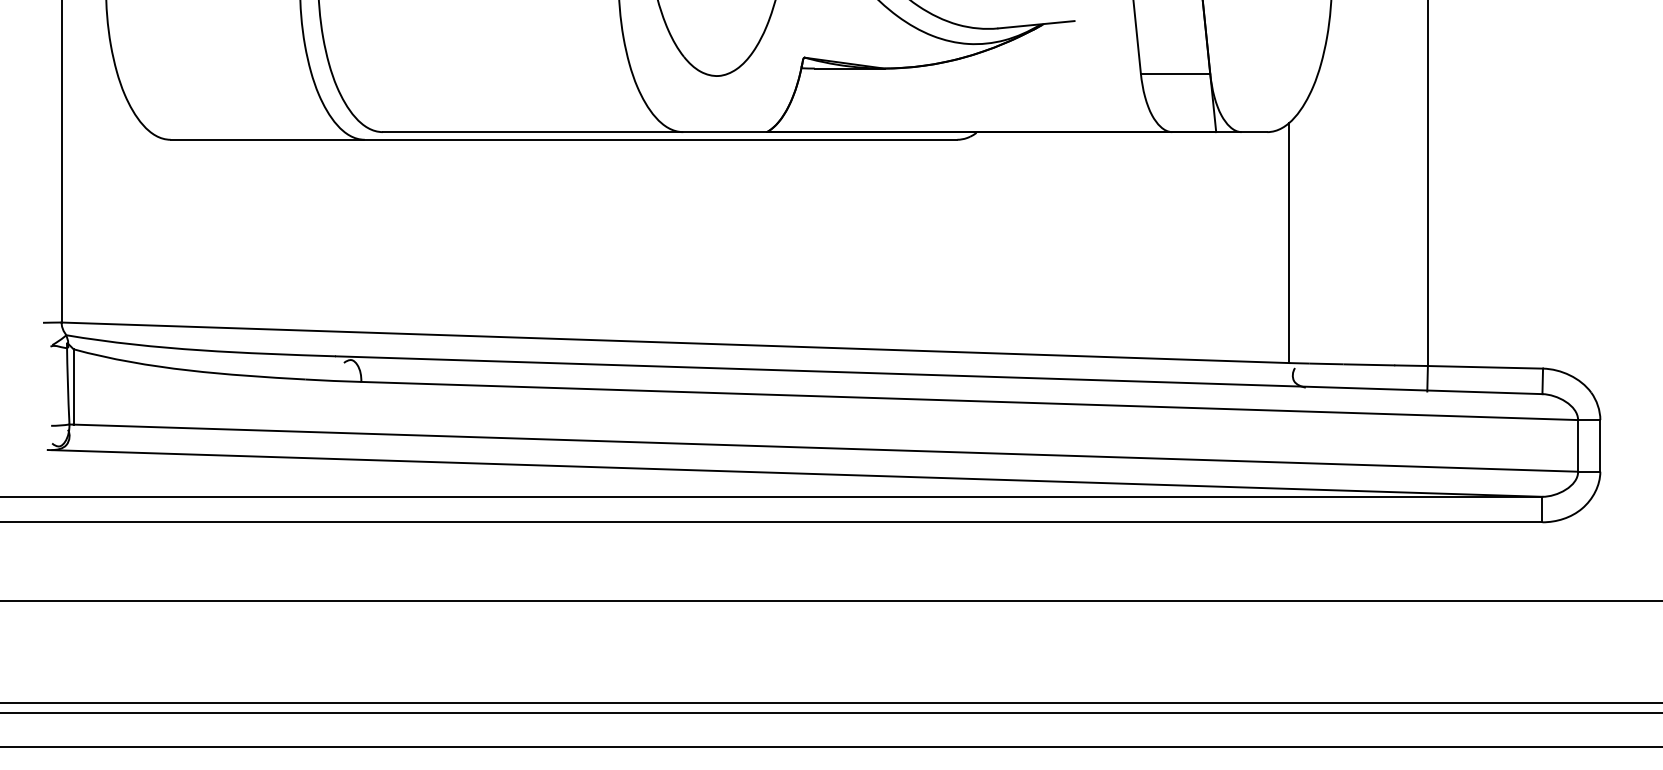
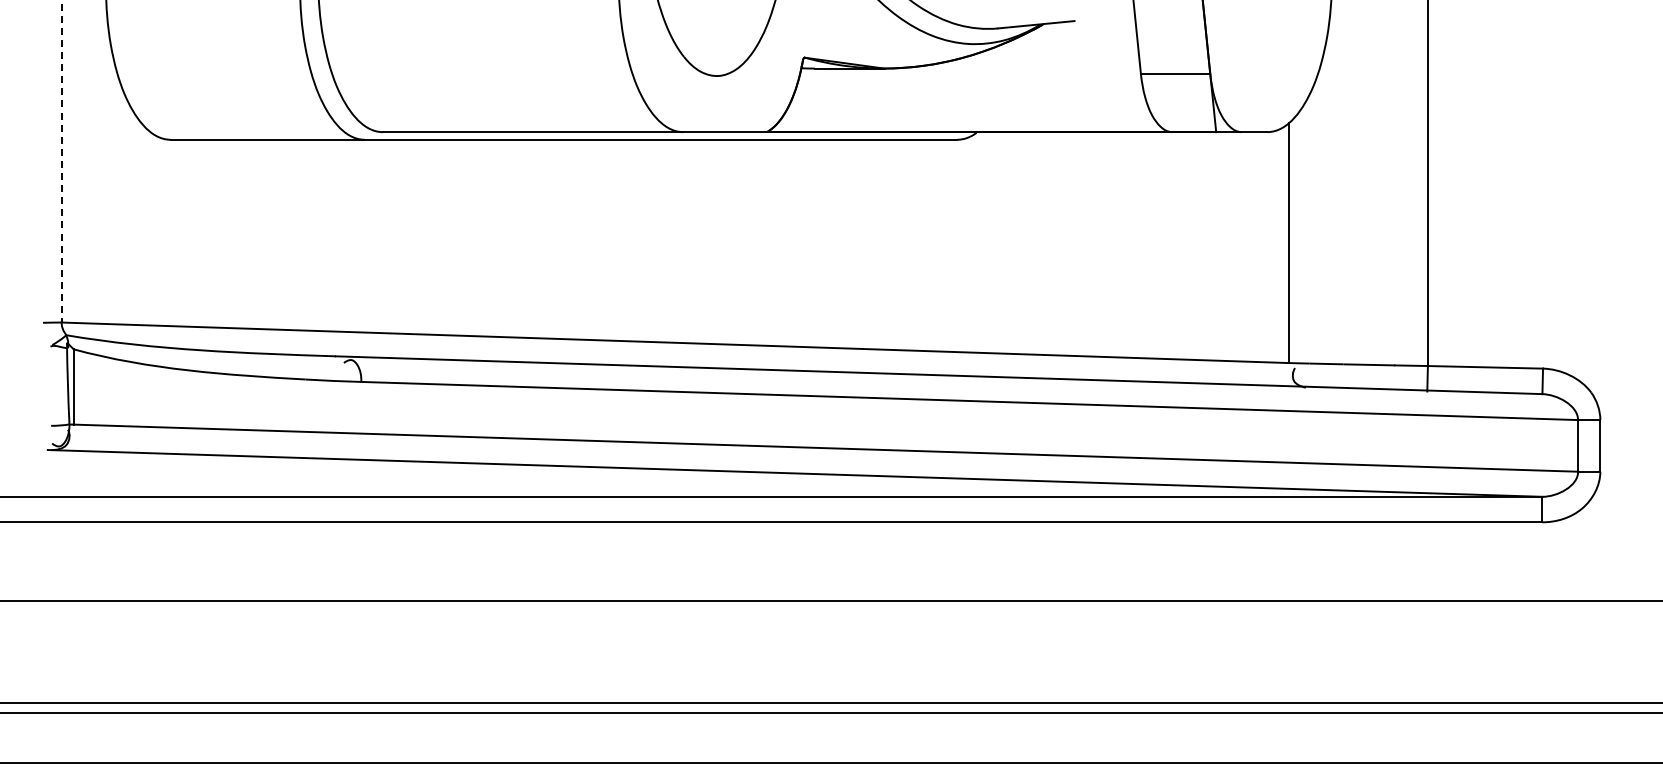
line: solid -> dashed (61, 161)
line position: (830, 746) -> (830, 762) (830, 762)
